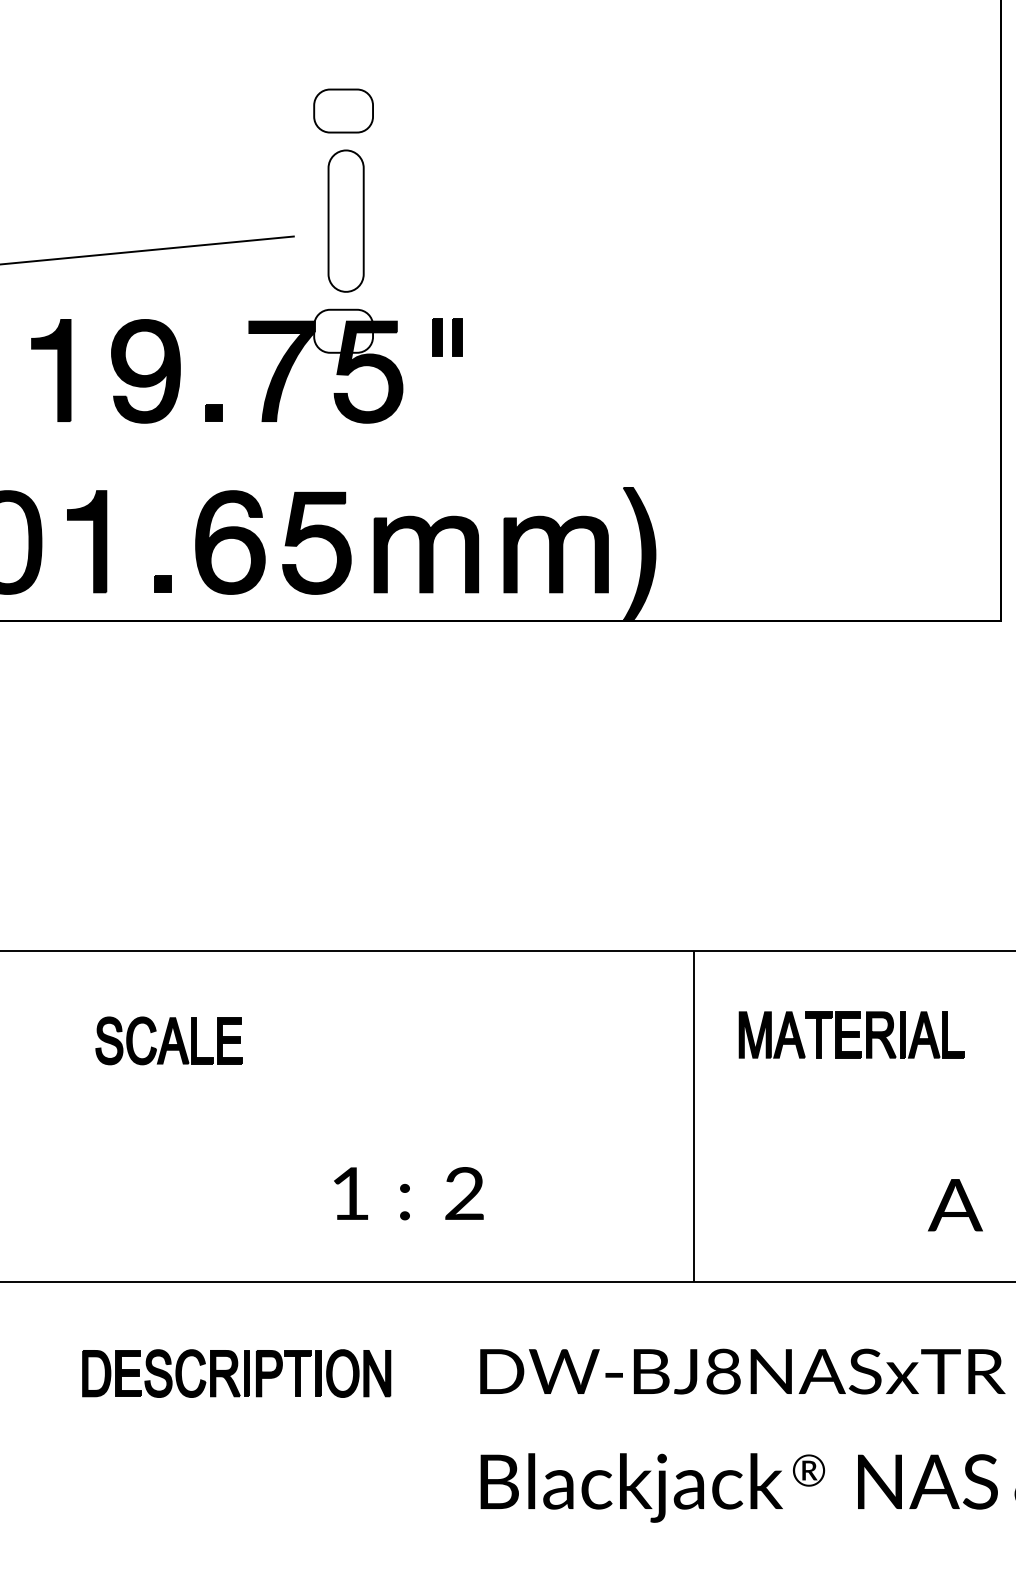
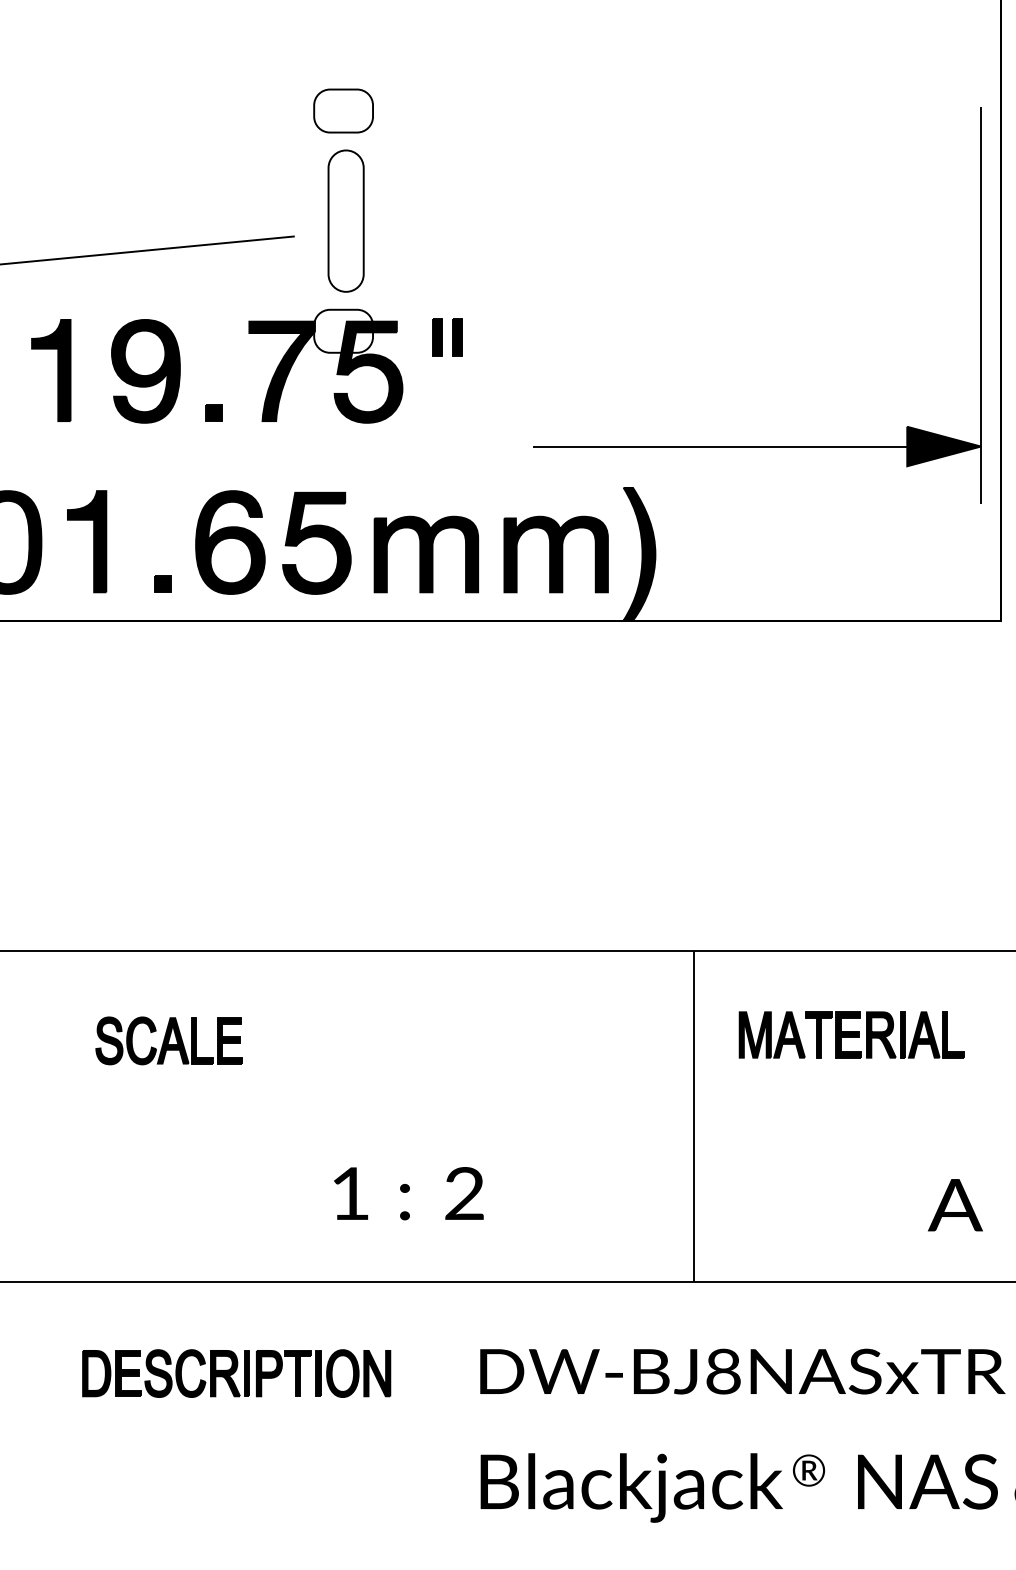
part: none -> present (757, 446)
